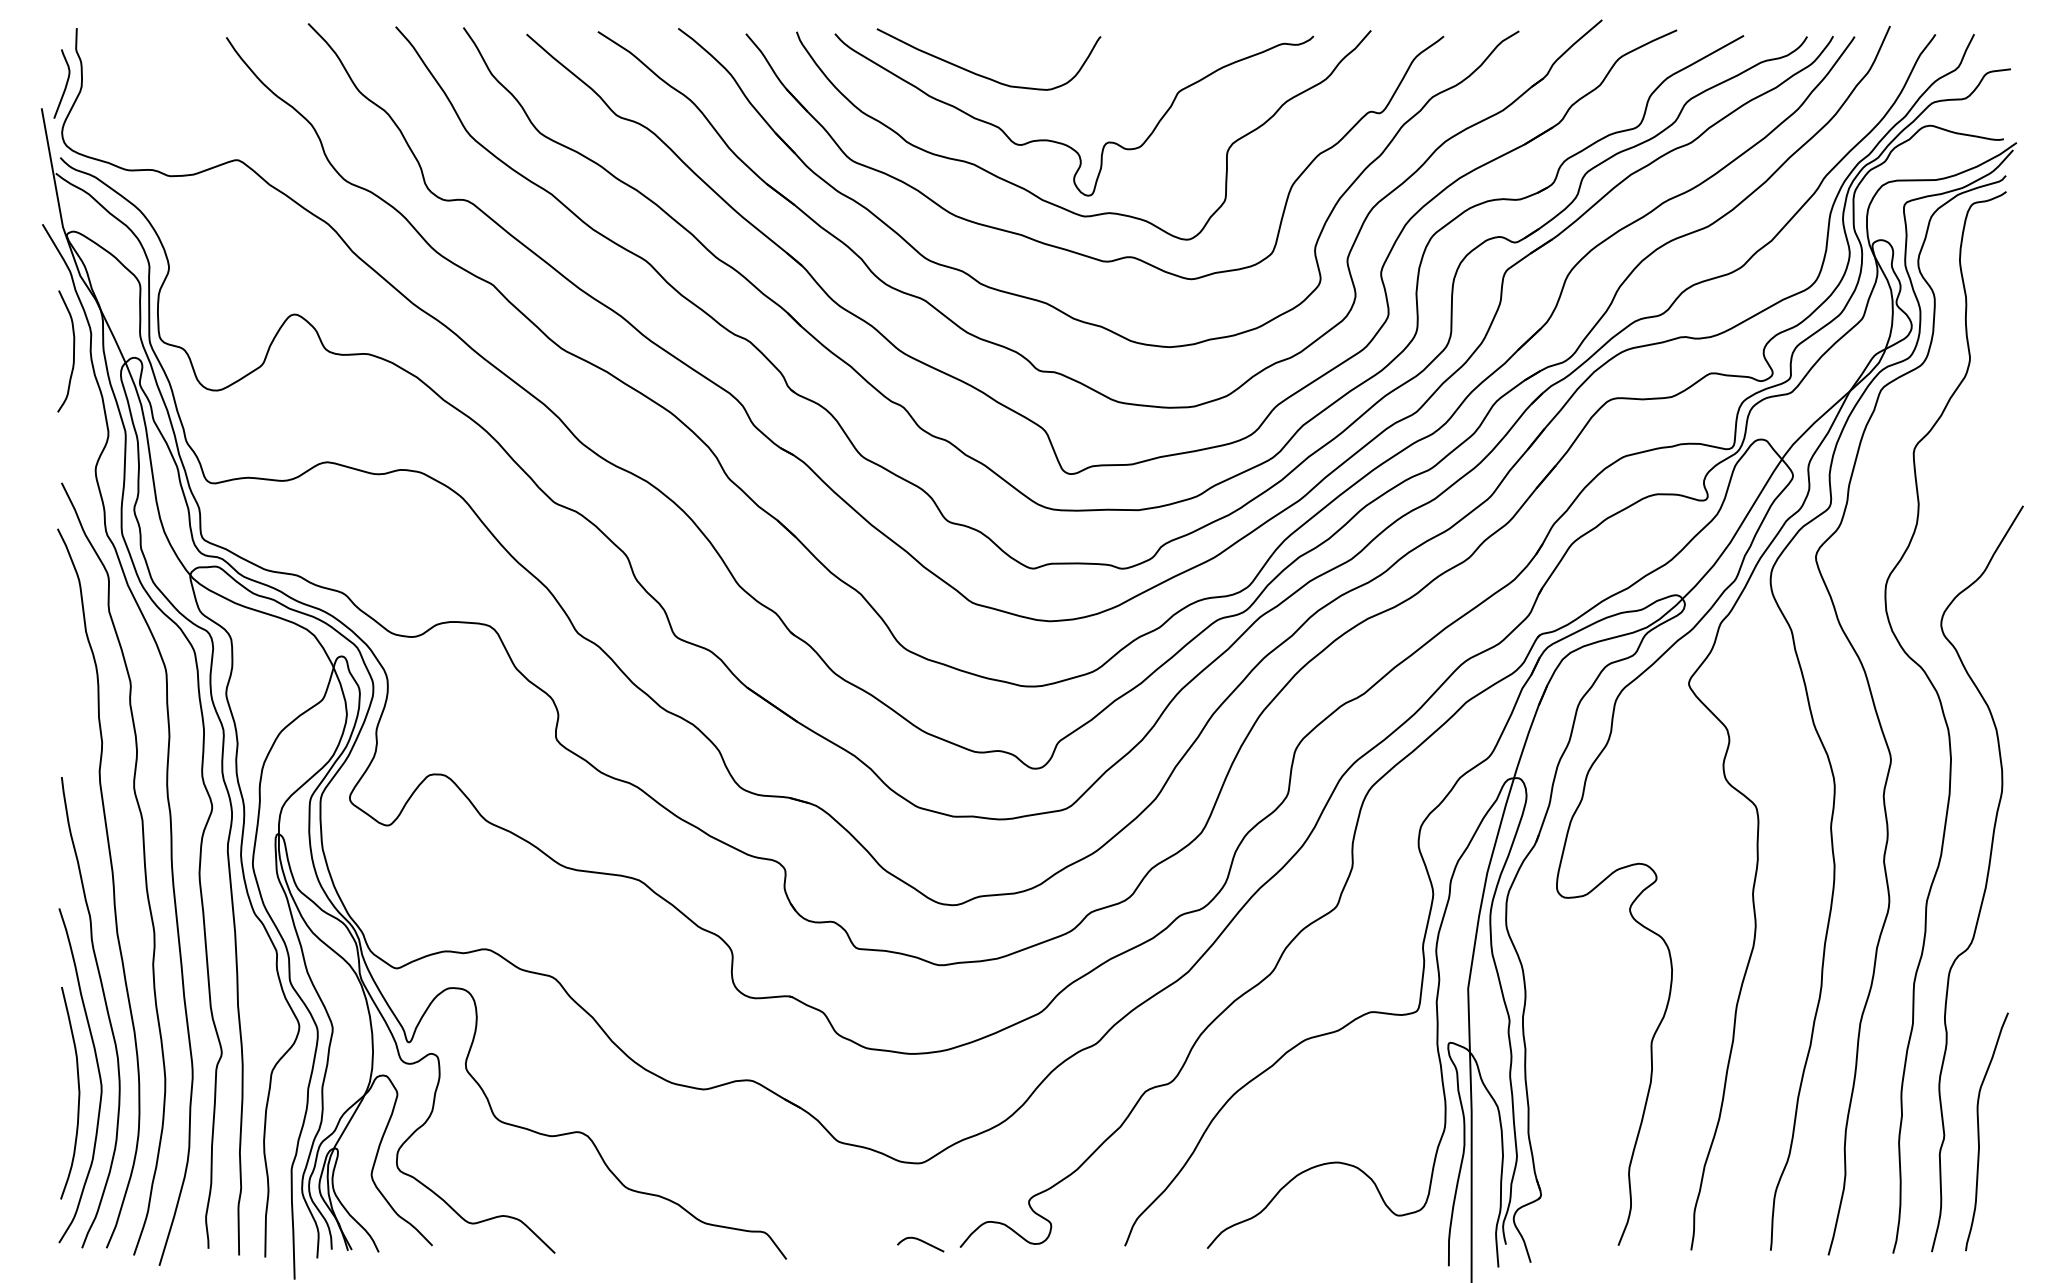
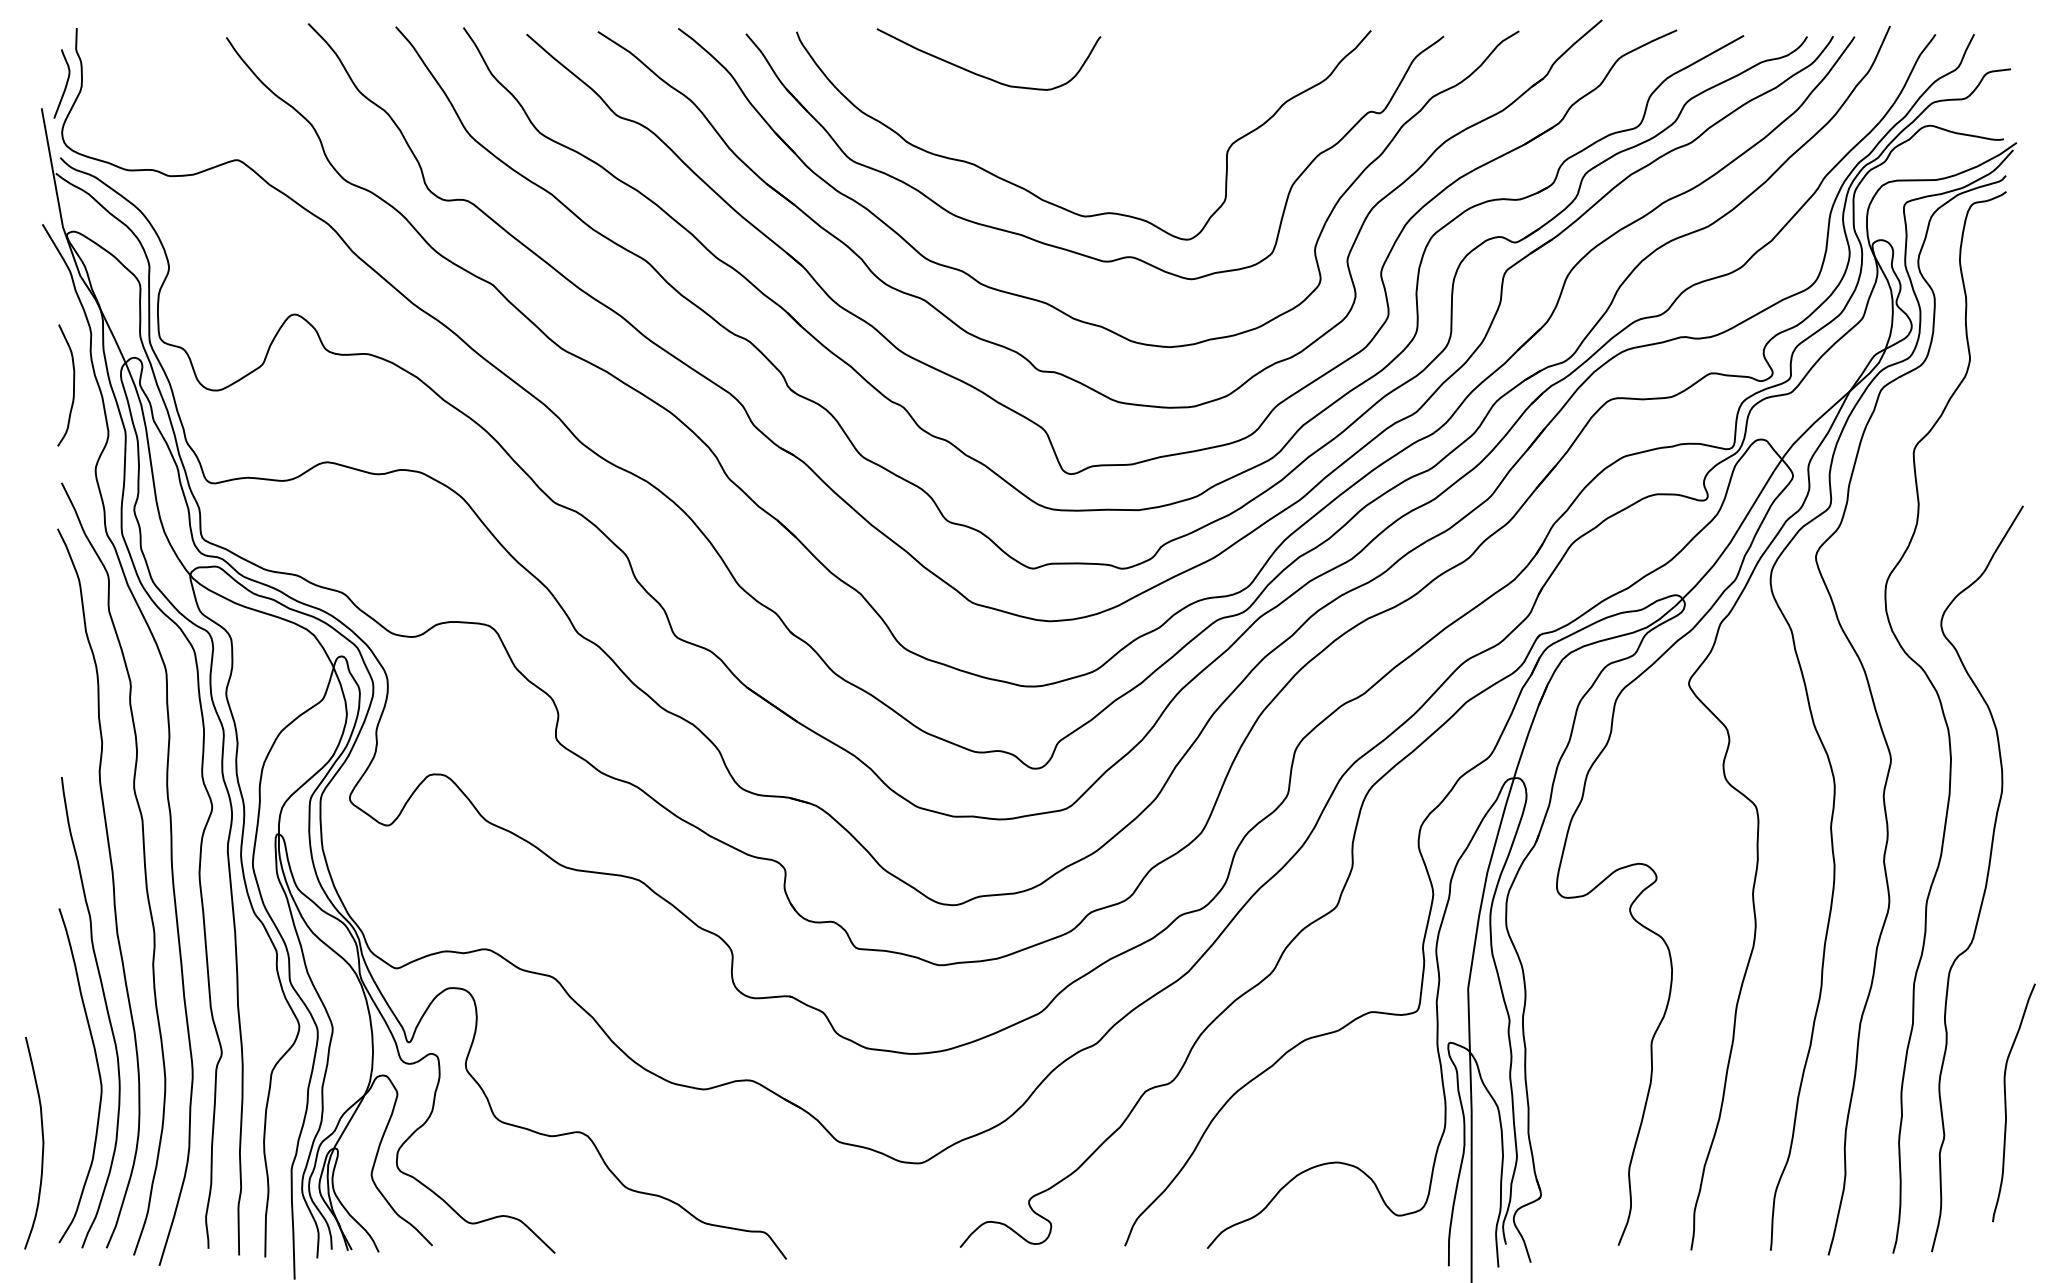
curve: present -> none (1064, 143)
curve position: (73, 351) -> (73, 385) (73, 385)
curve position: (78, 1093) -> (42, 1143) (42, 1143)
curve position: (1979, 1131) -> (2006, 1102) (2006, 1102)
curve: present -> none (922, 1242)
